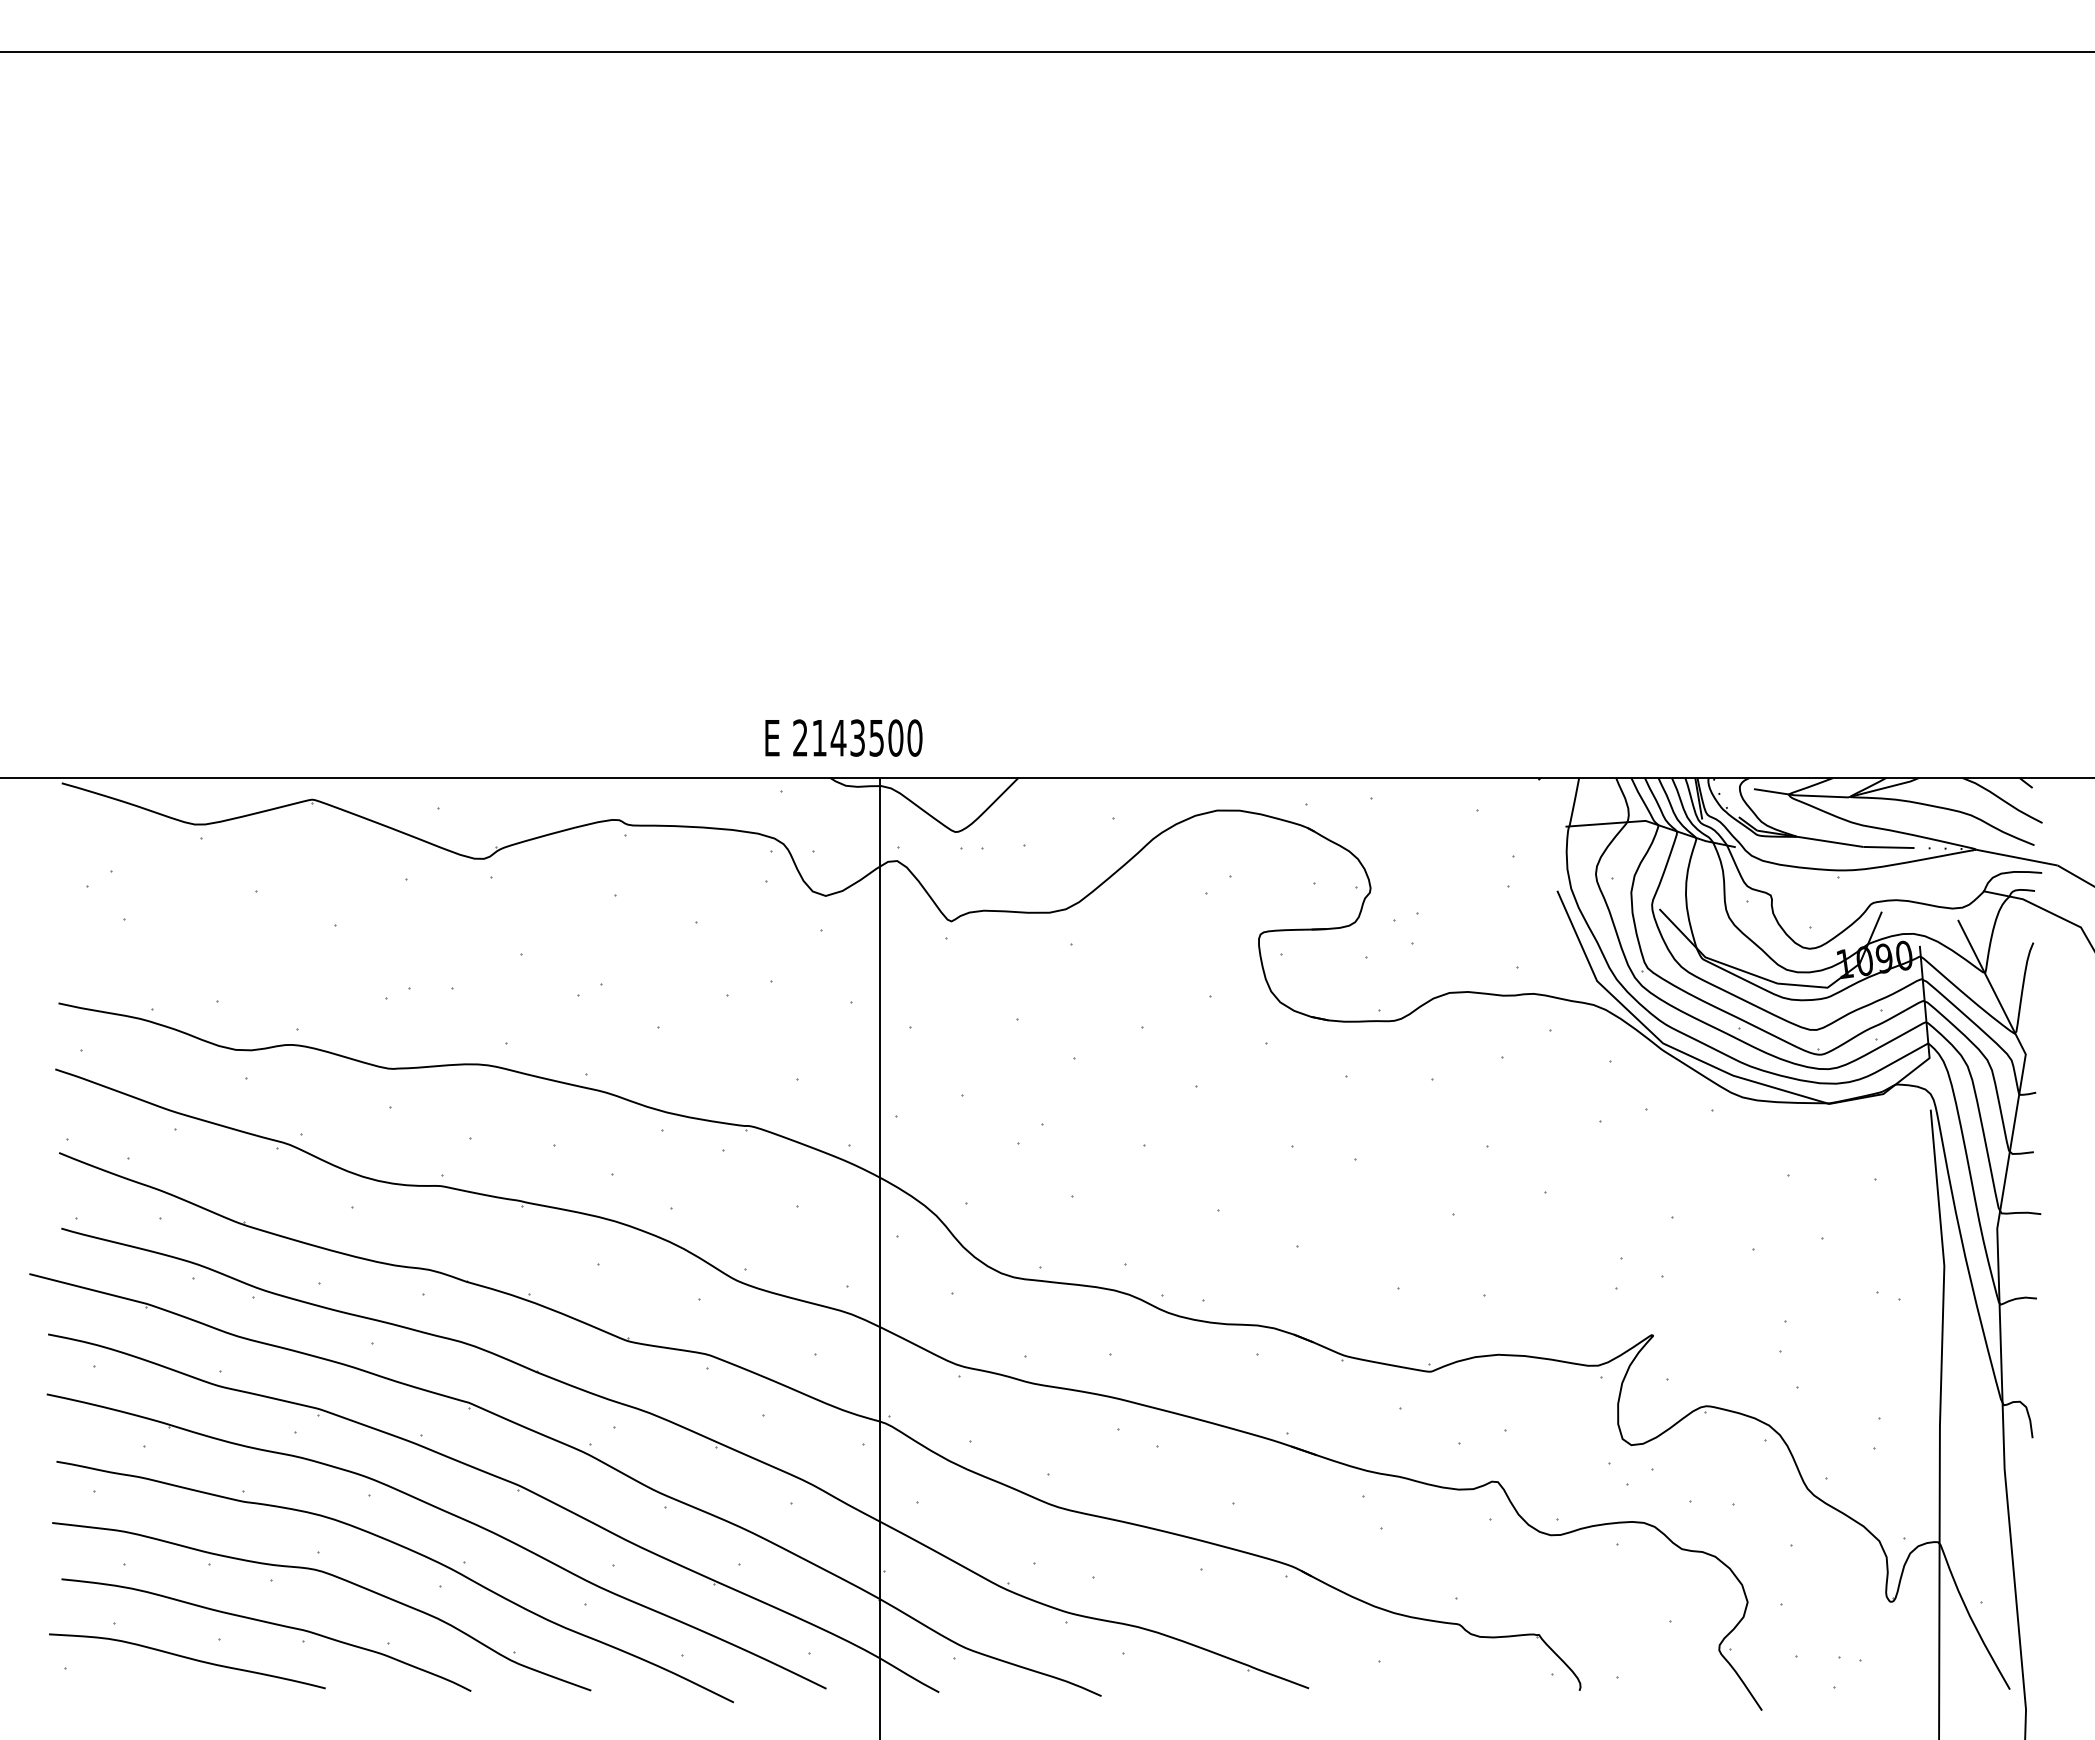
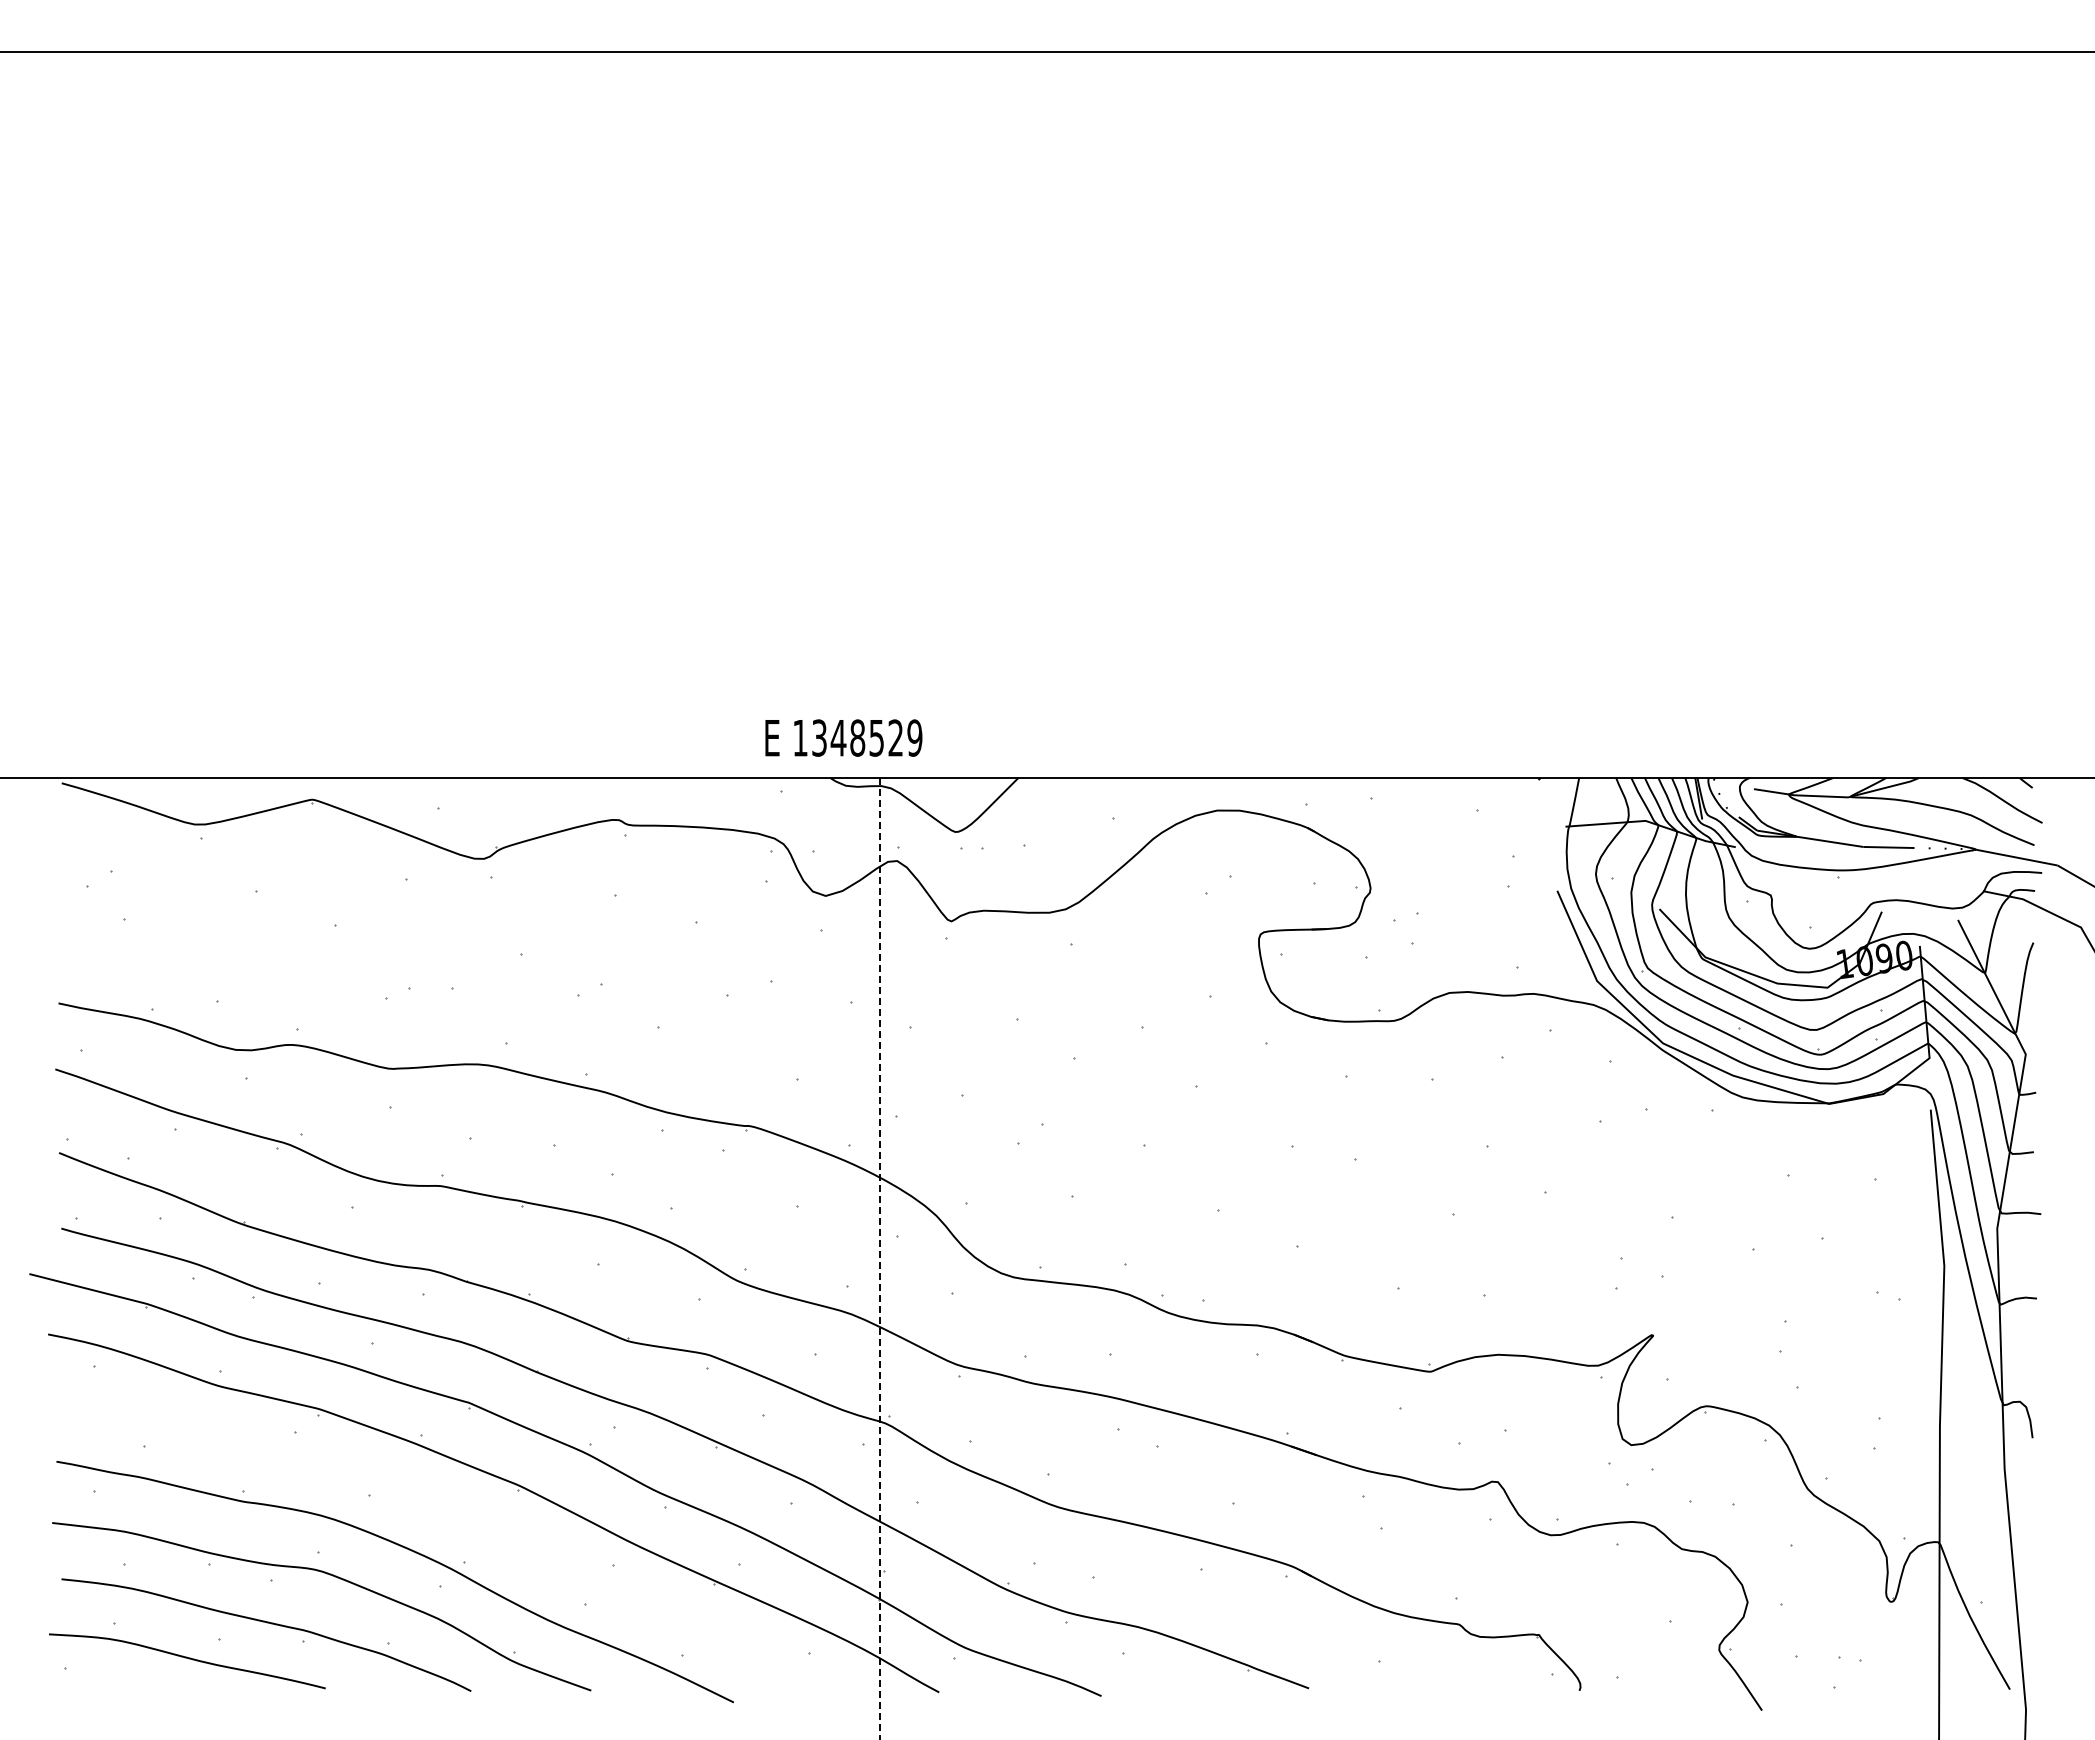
text: 2143500 -> 1348529 (857, 737)
line: solid -> dashed (880, 1258)
part: present -> none (449, 1514)
